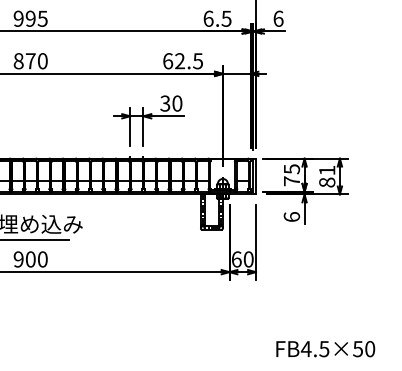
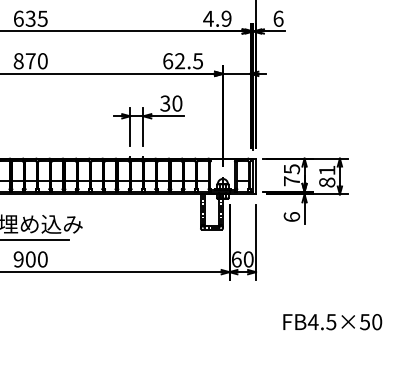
text: 995 -> 635 (24, 18)
text: 6.5 -> 4.9 (217, 18)
text position: (325, 349) -> (332, 322) (332, 322)
